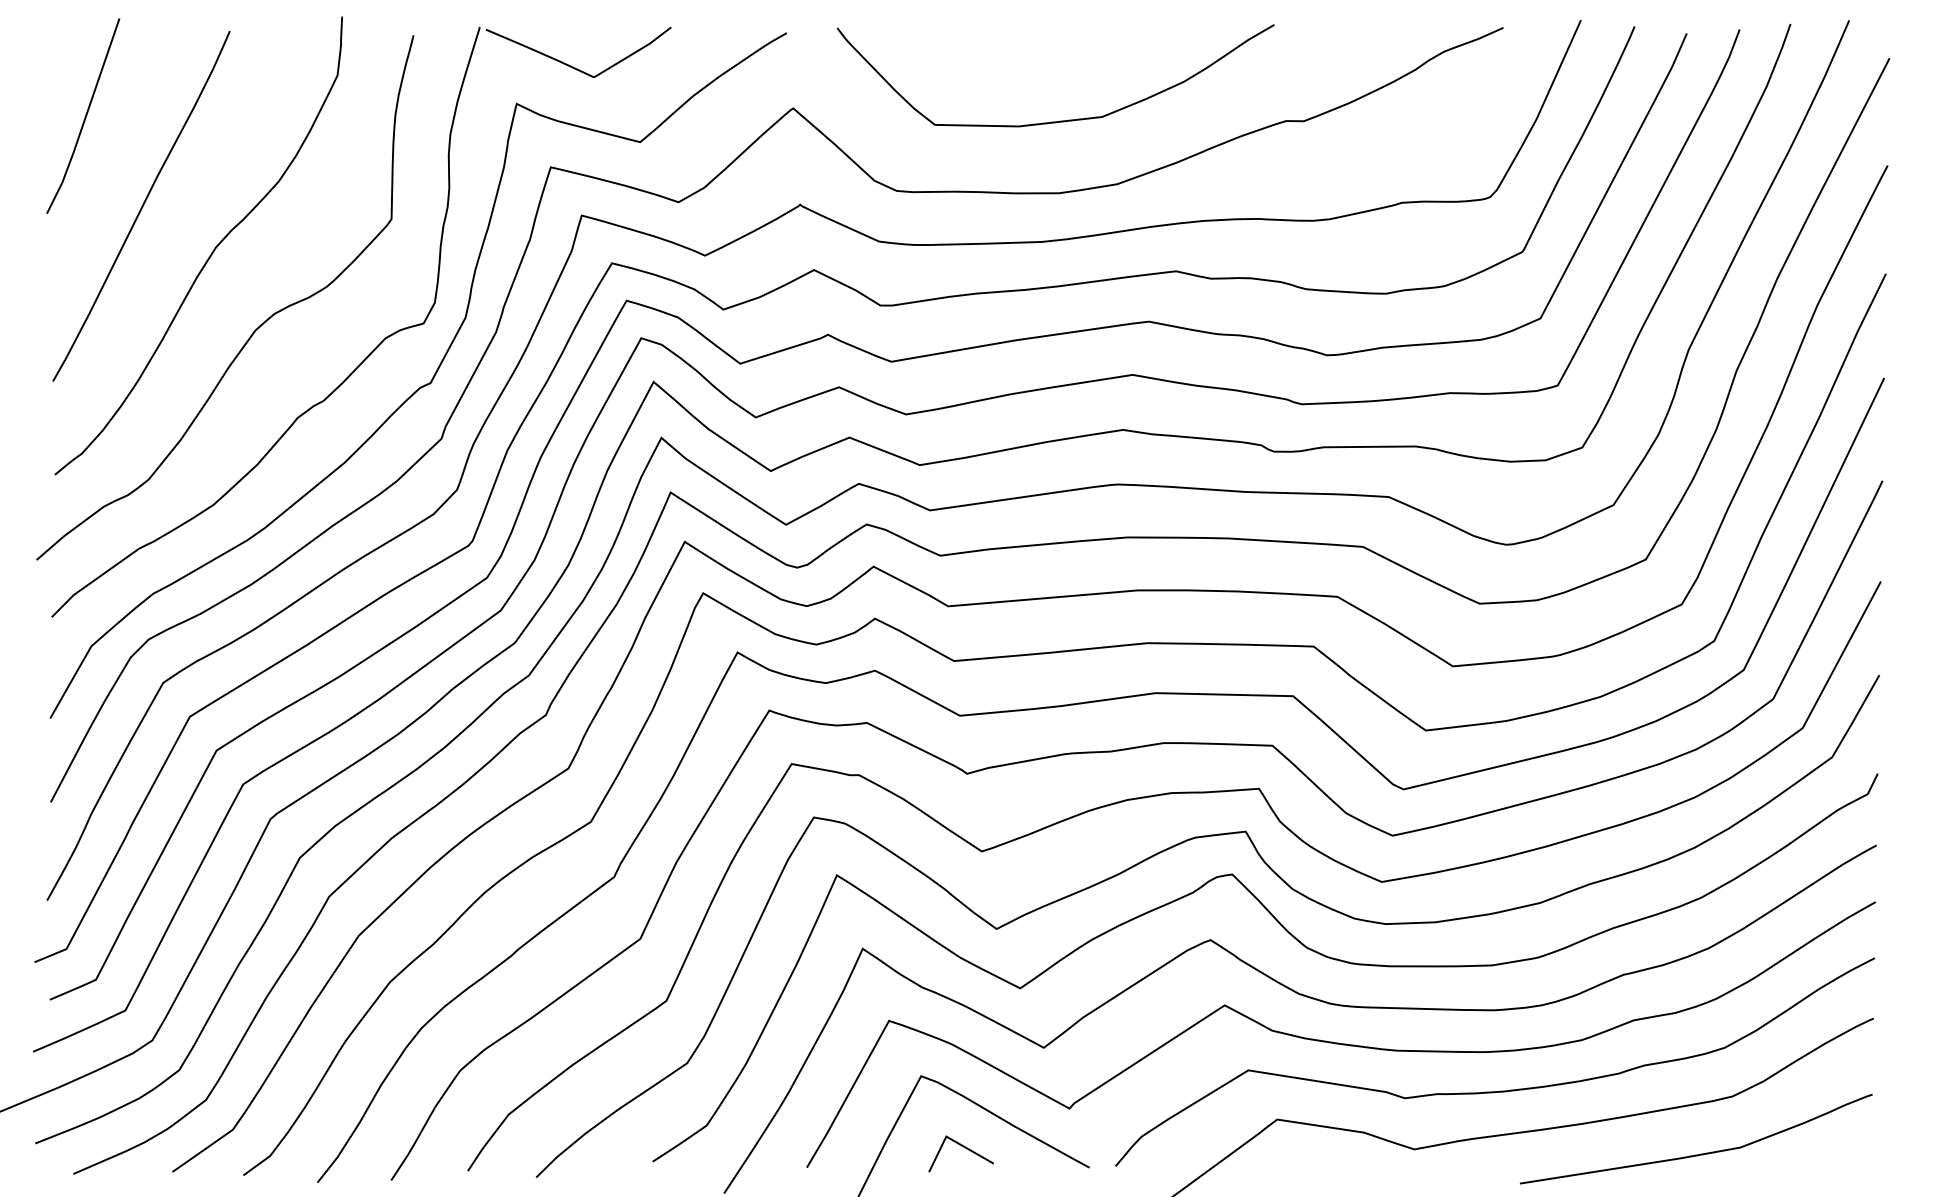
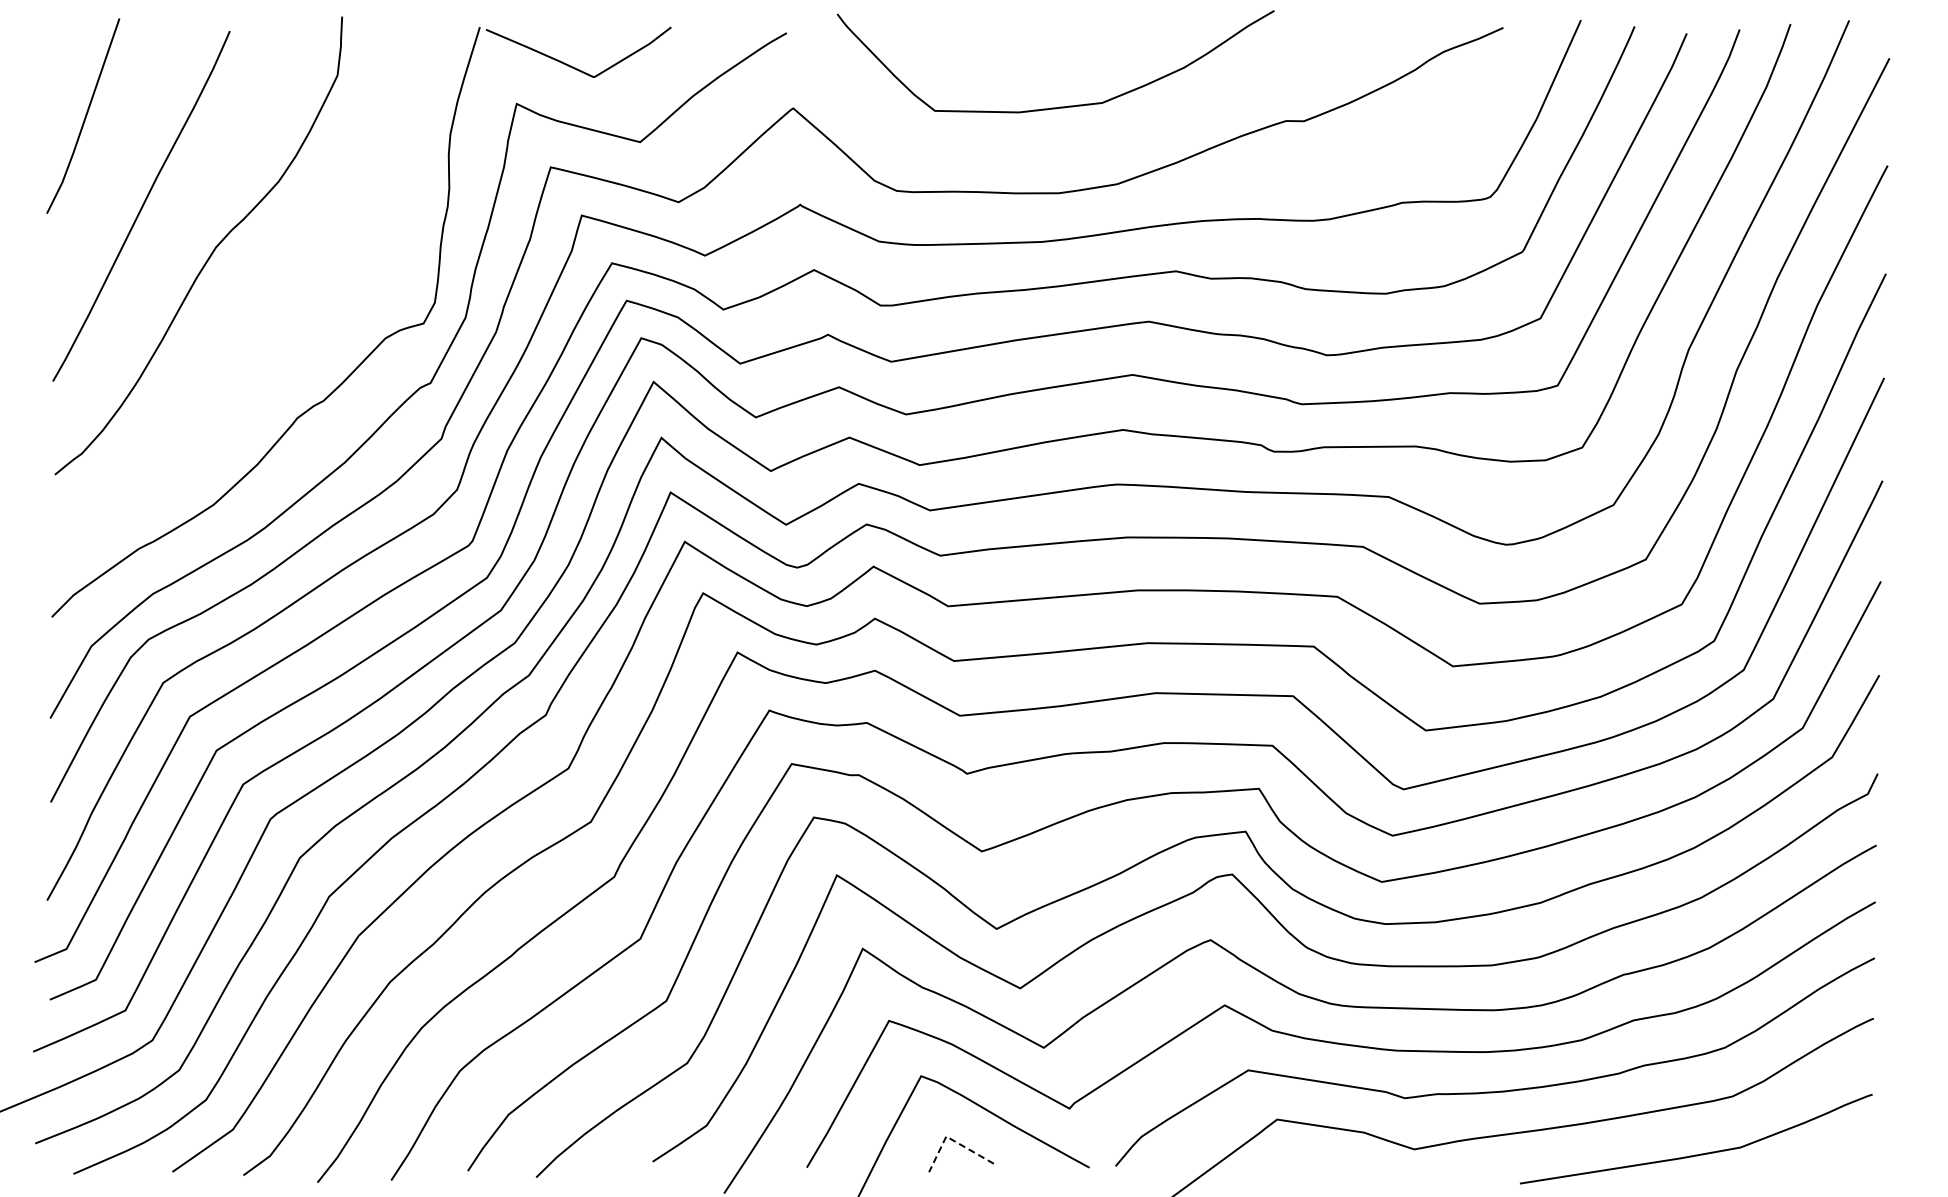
curve position: (1059, 120) -> (1059, 106) (1059, 106)
curve: present -> none (256, 328)
line: solid -> dashed (953, 1140)
